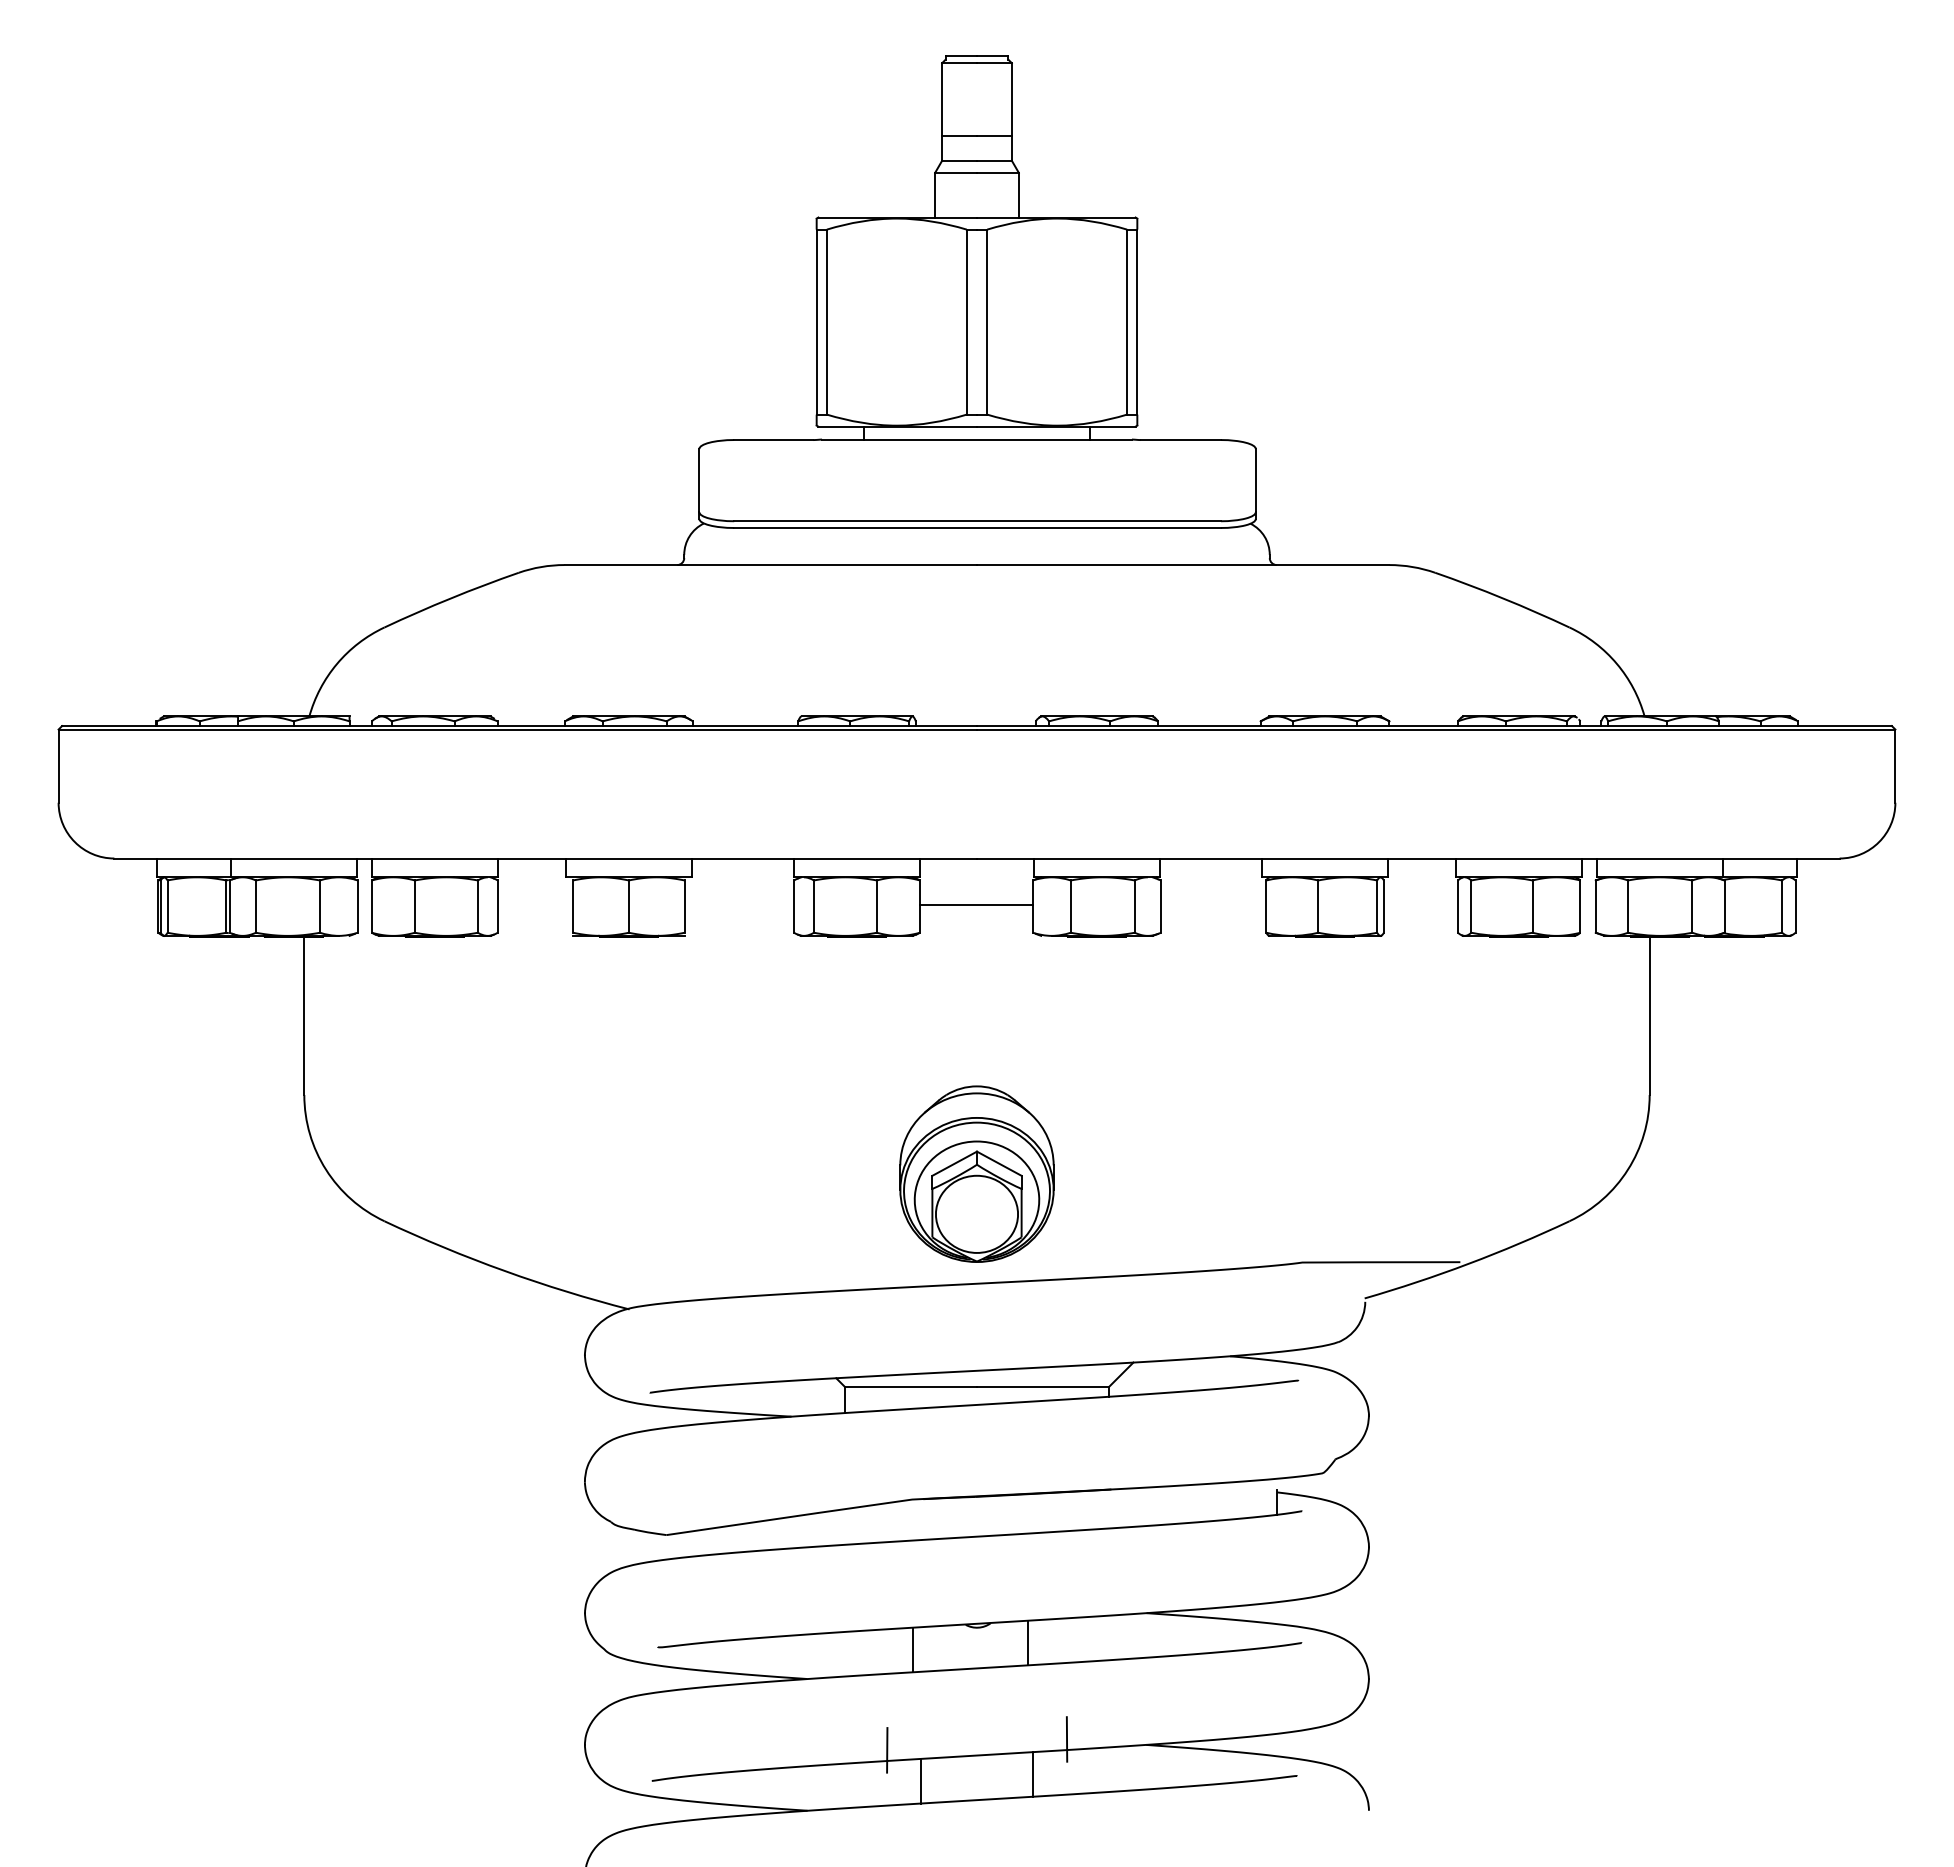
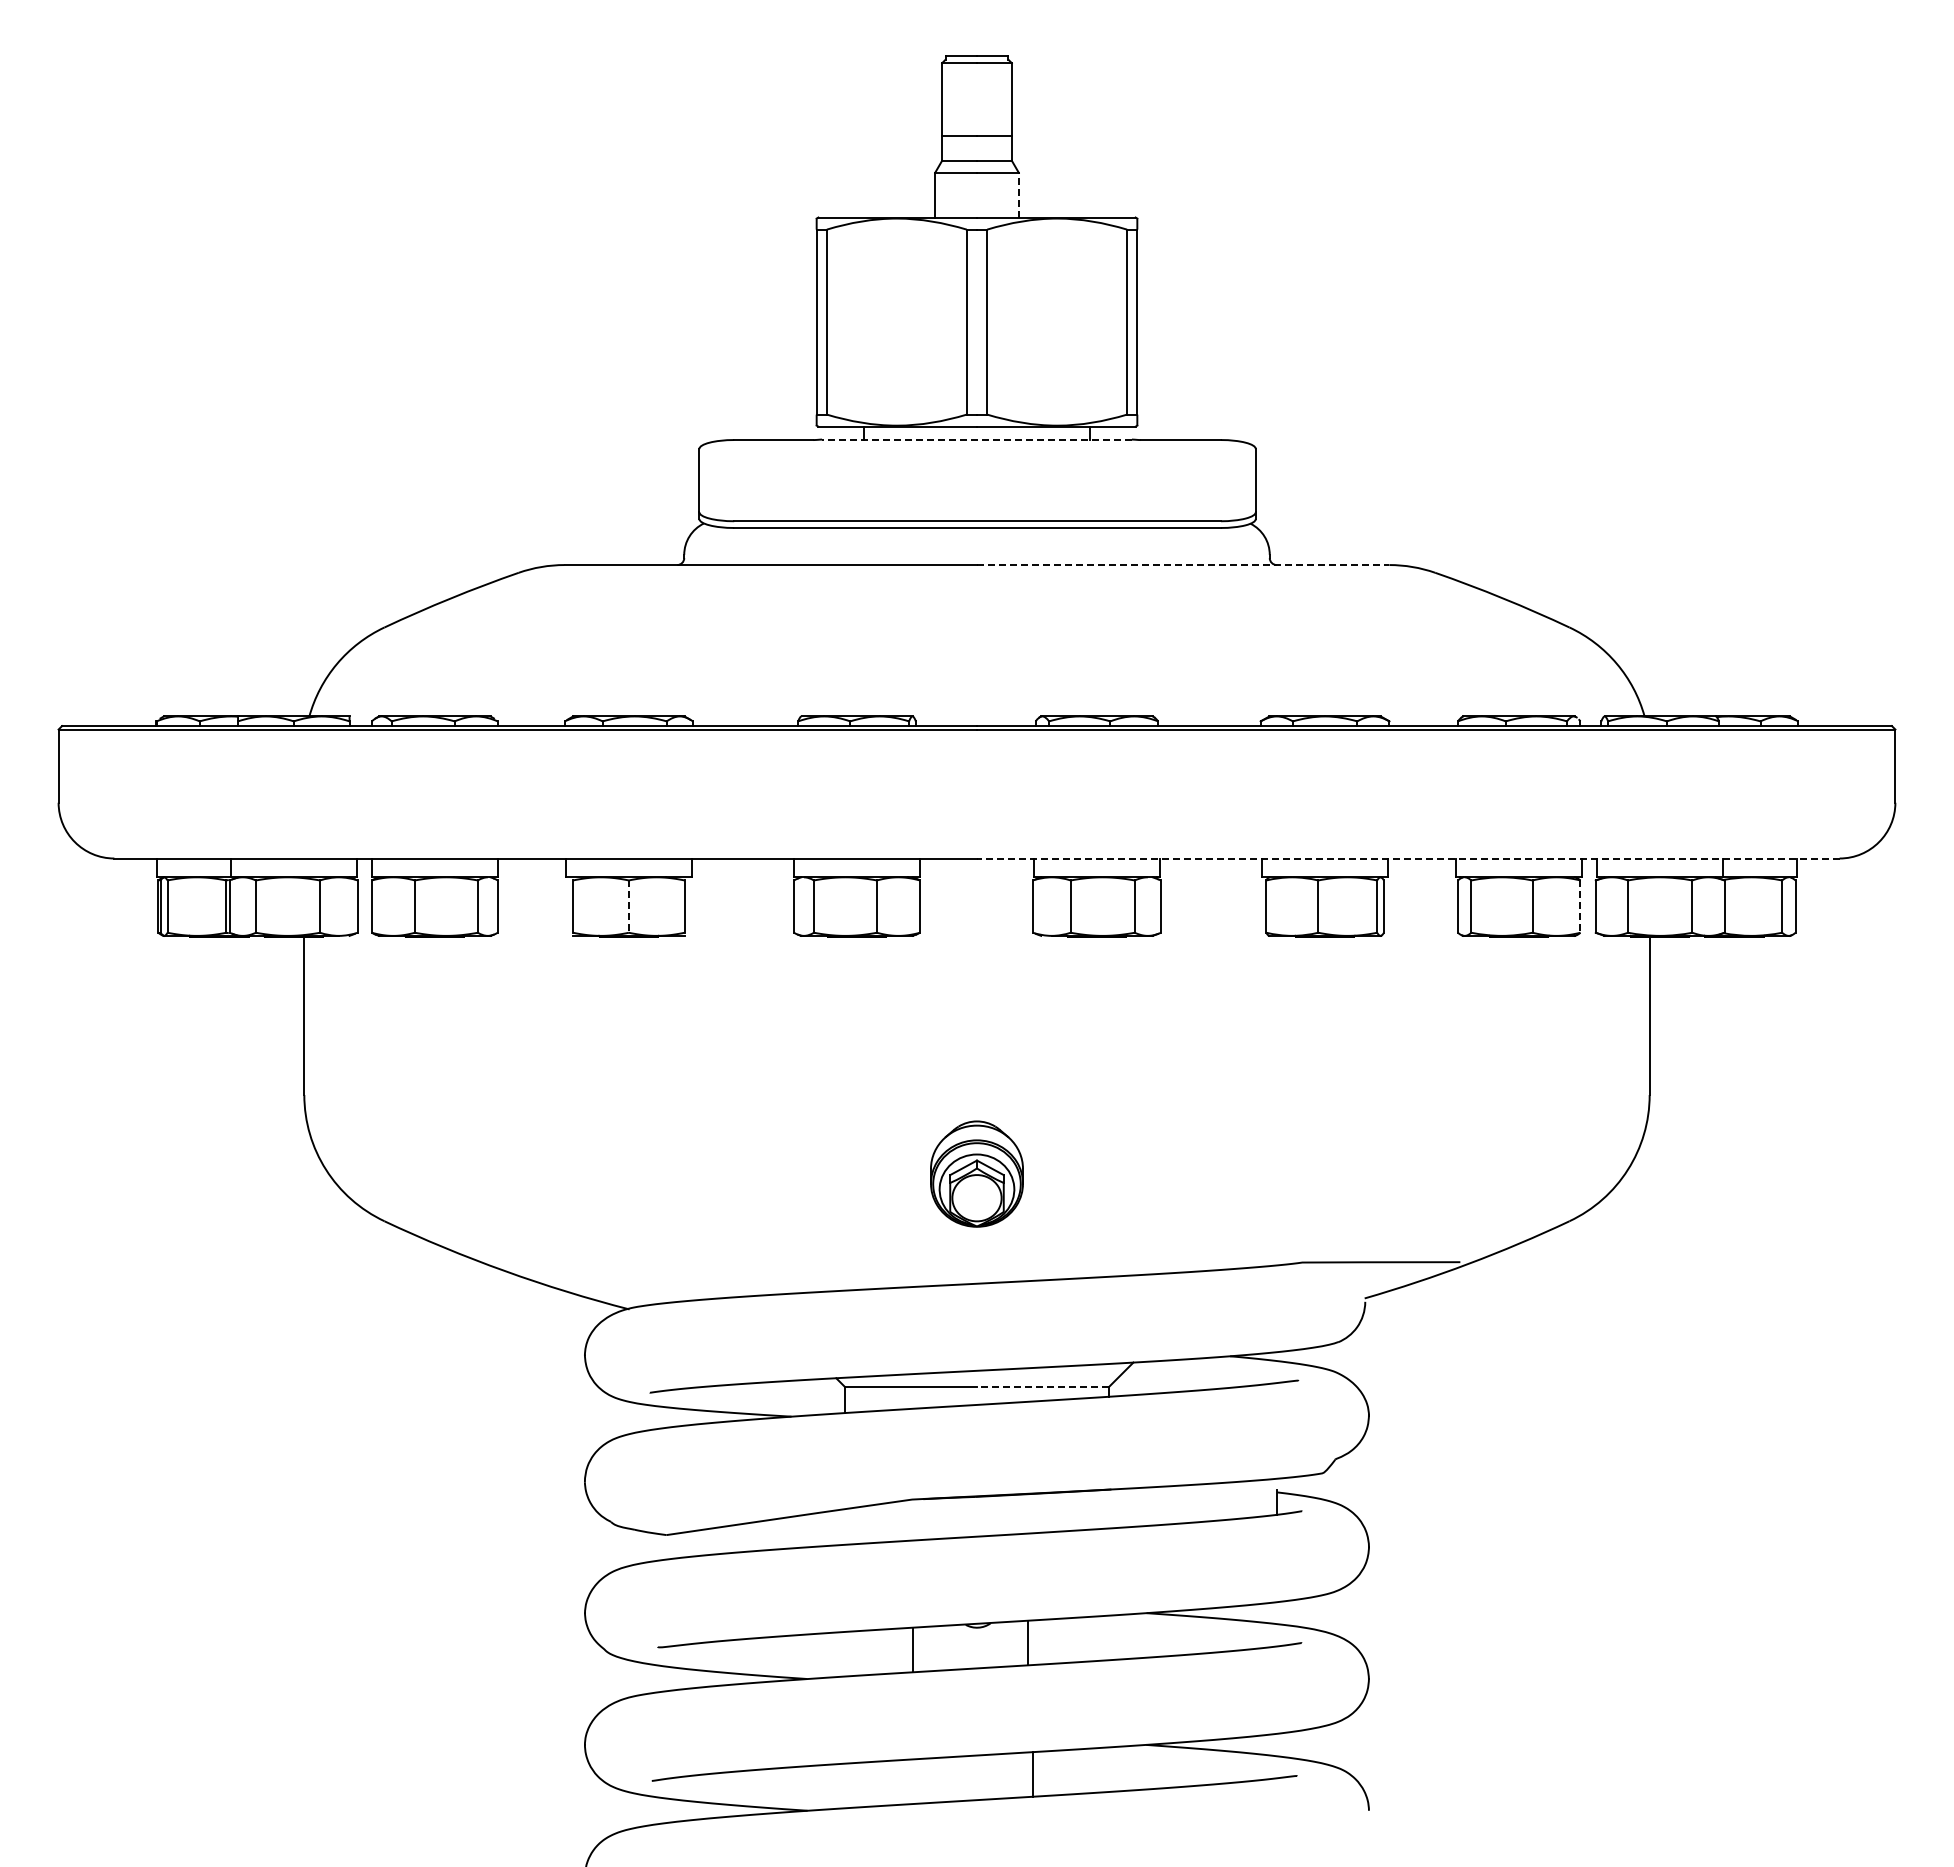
line: solid -> dashed (1018, 194)
line: solid -> dashed (977, 439)
line: solid -> dashed (1183, 565)
line: solid -> dashed (1407, 858)
line: present -> none (976, 904)
line: solid -> dashed (628, 907)
line: solid -> dashed (1580, 907)
part size: 156x178 px -> 94x108 px (976, 1173)
line: solid -> dashed (1042, 1386)
line: present -> none (1066, 1739)
line: present -> none (887, 1750)
line: present -> none (921, 1780)
